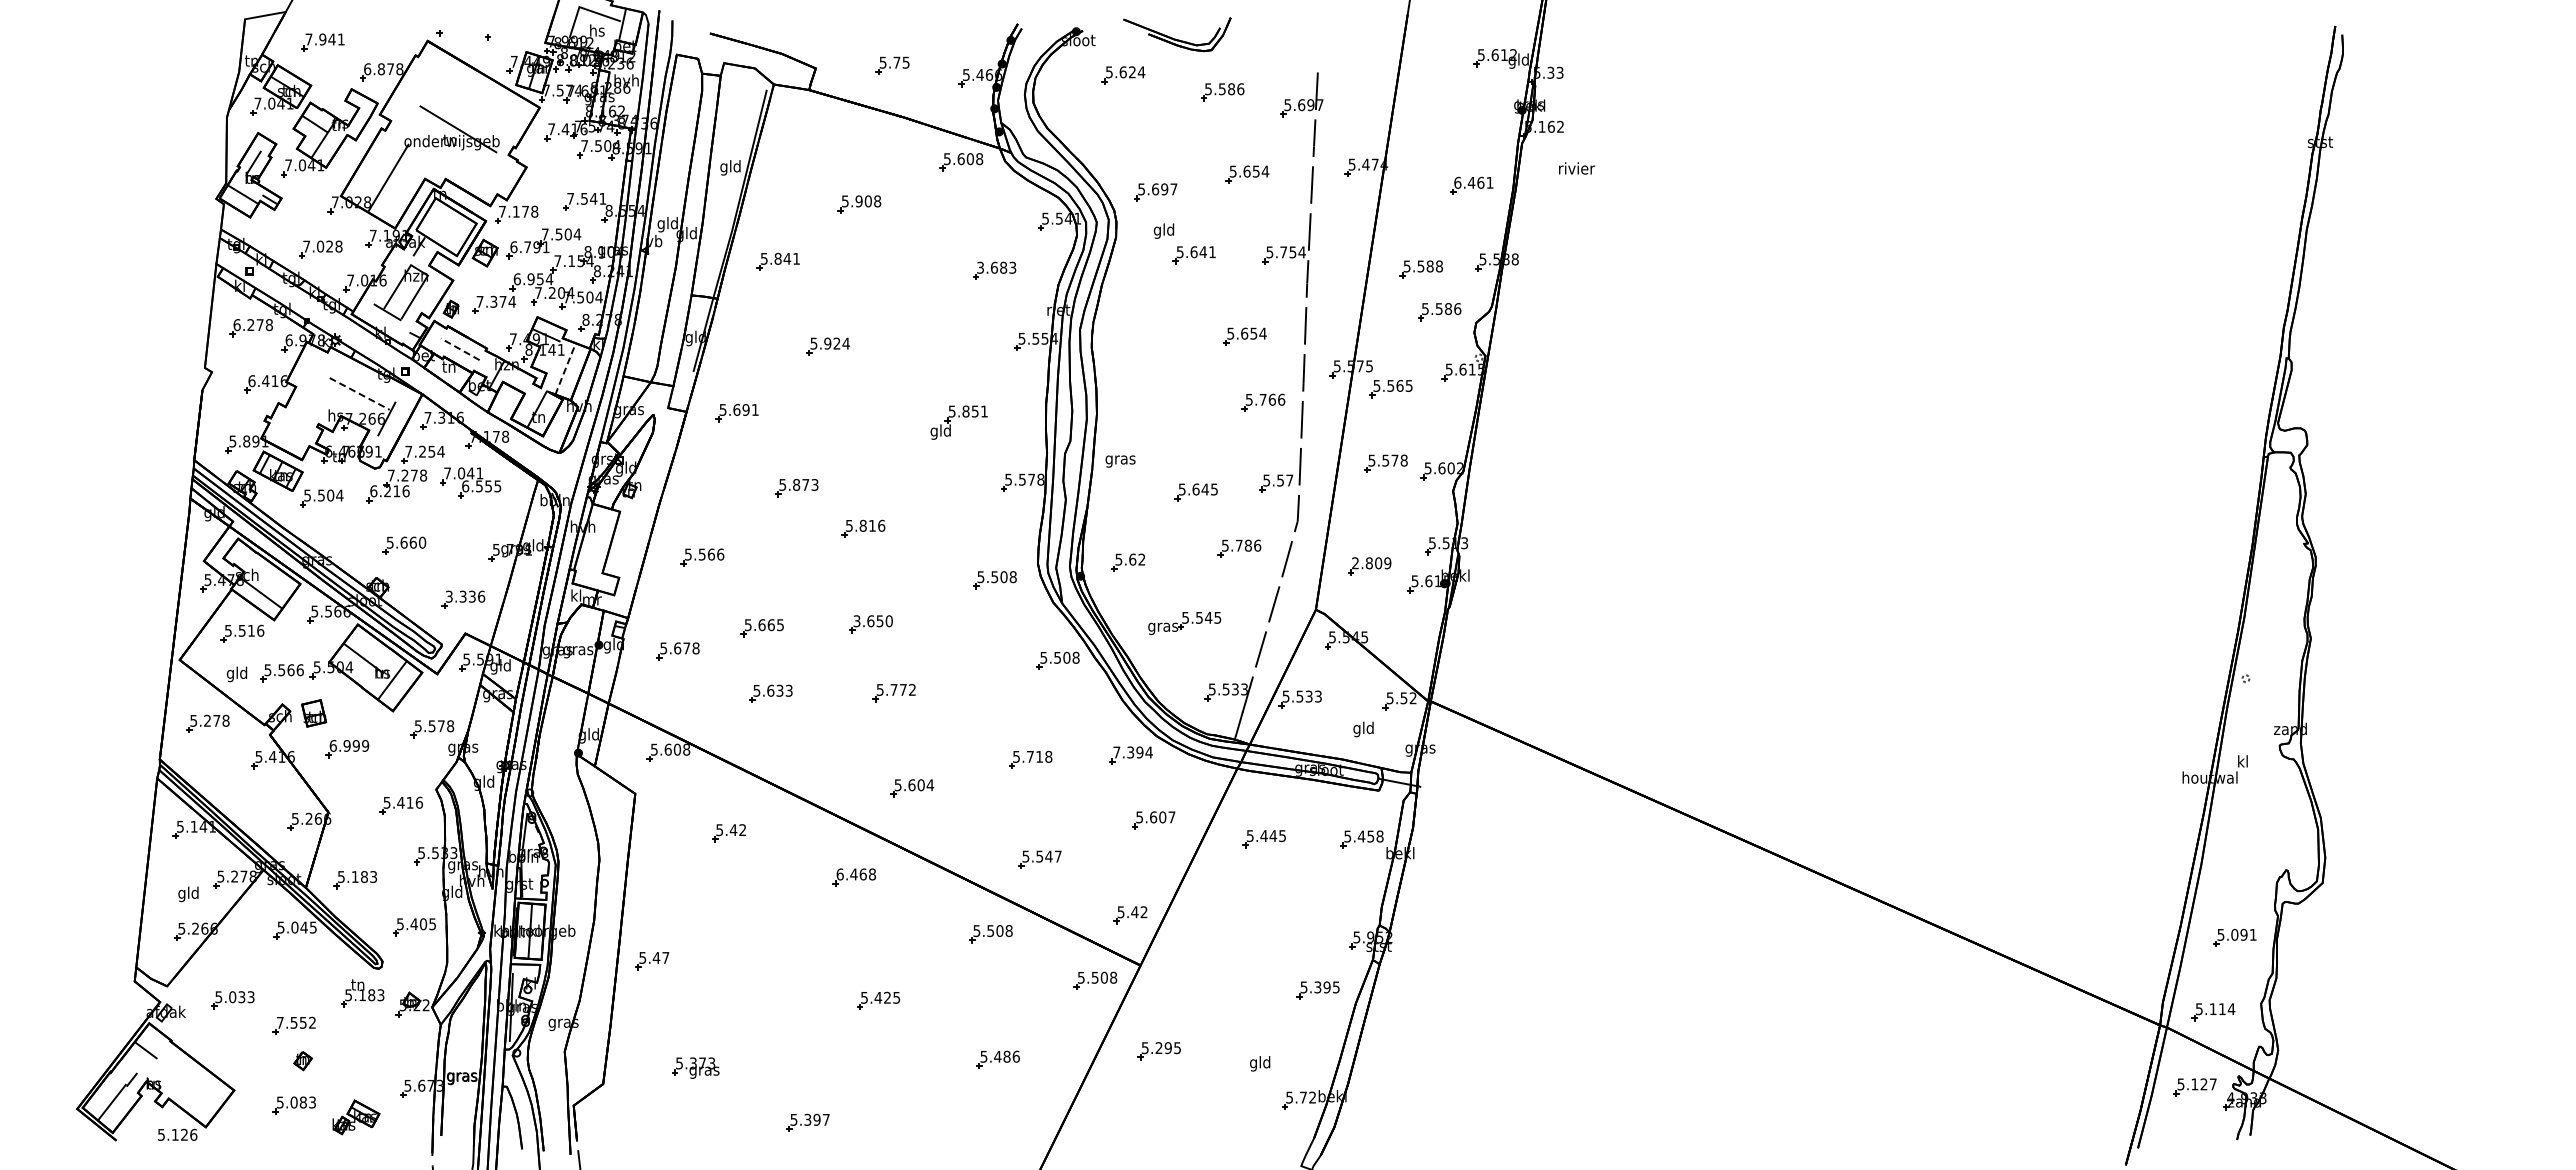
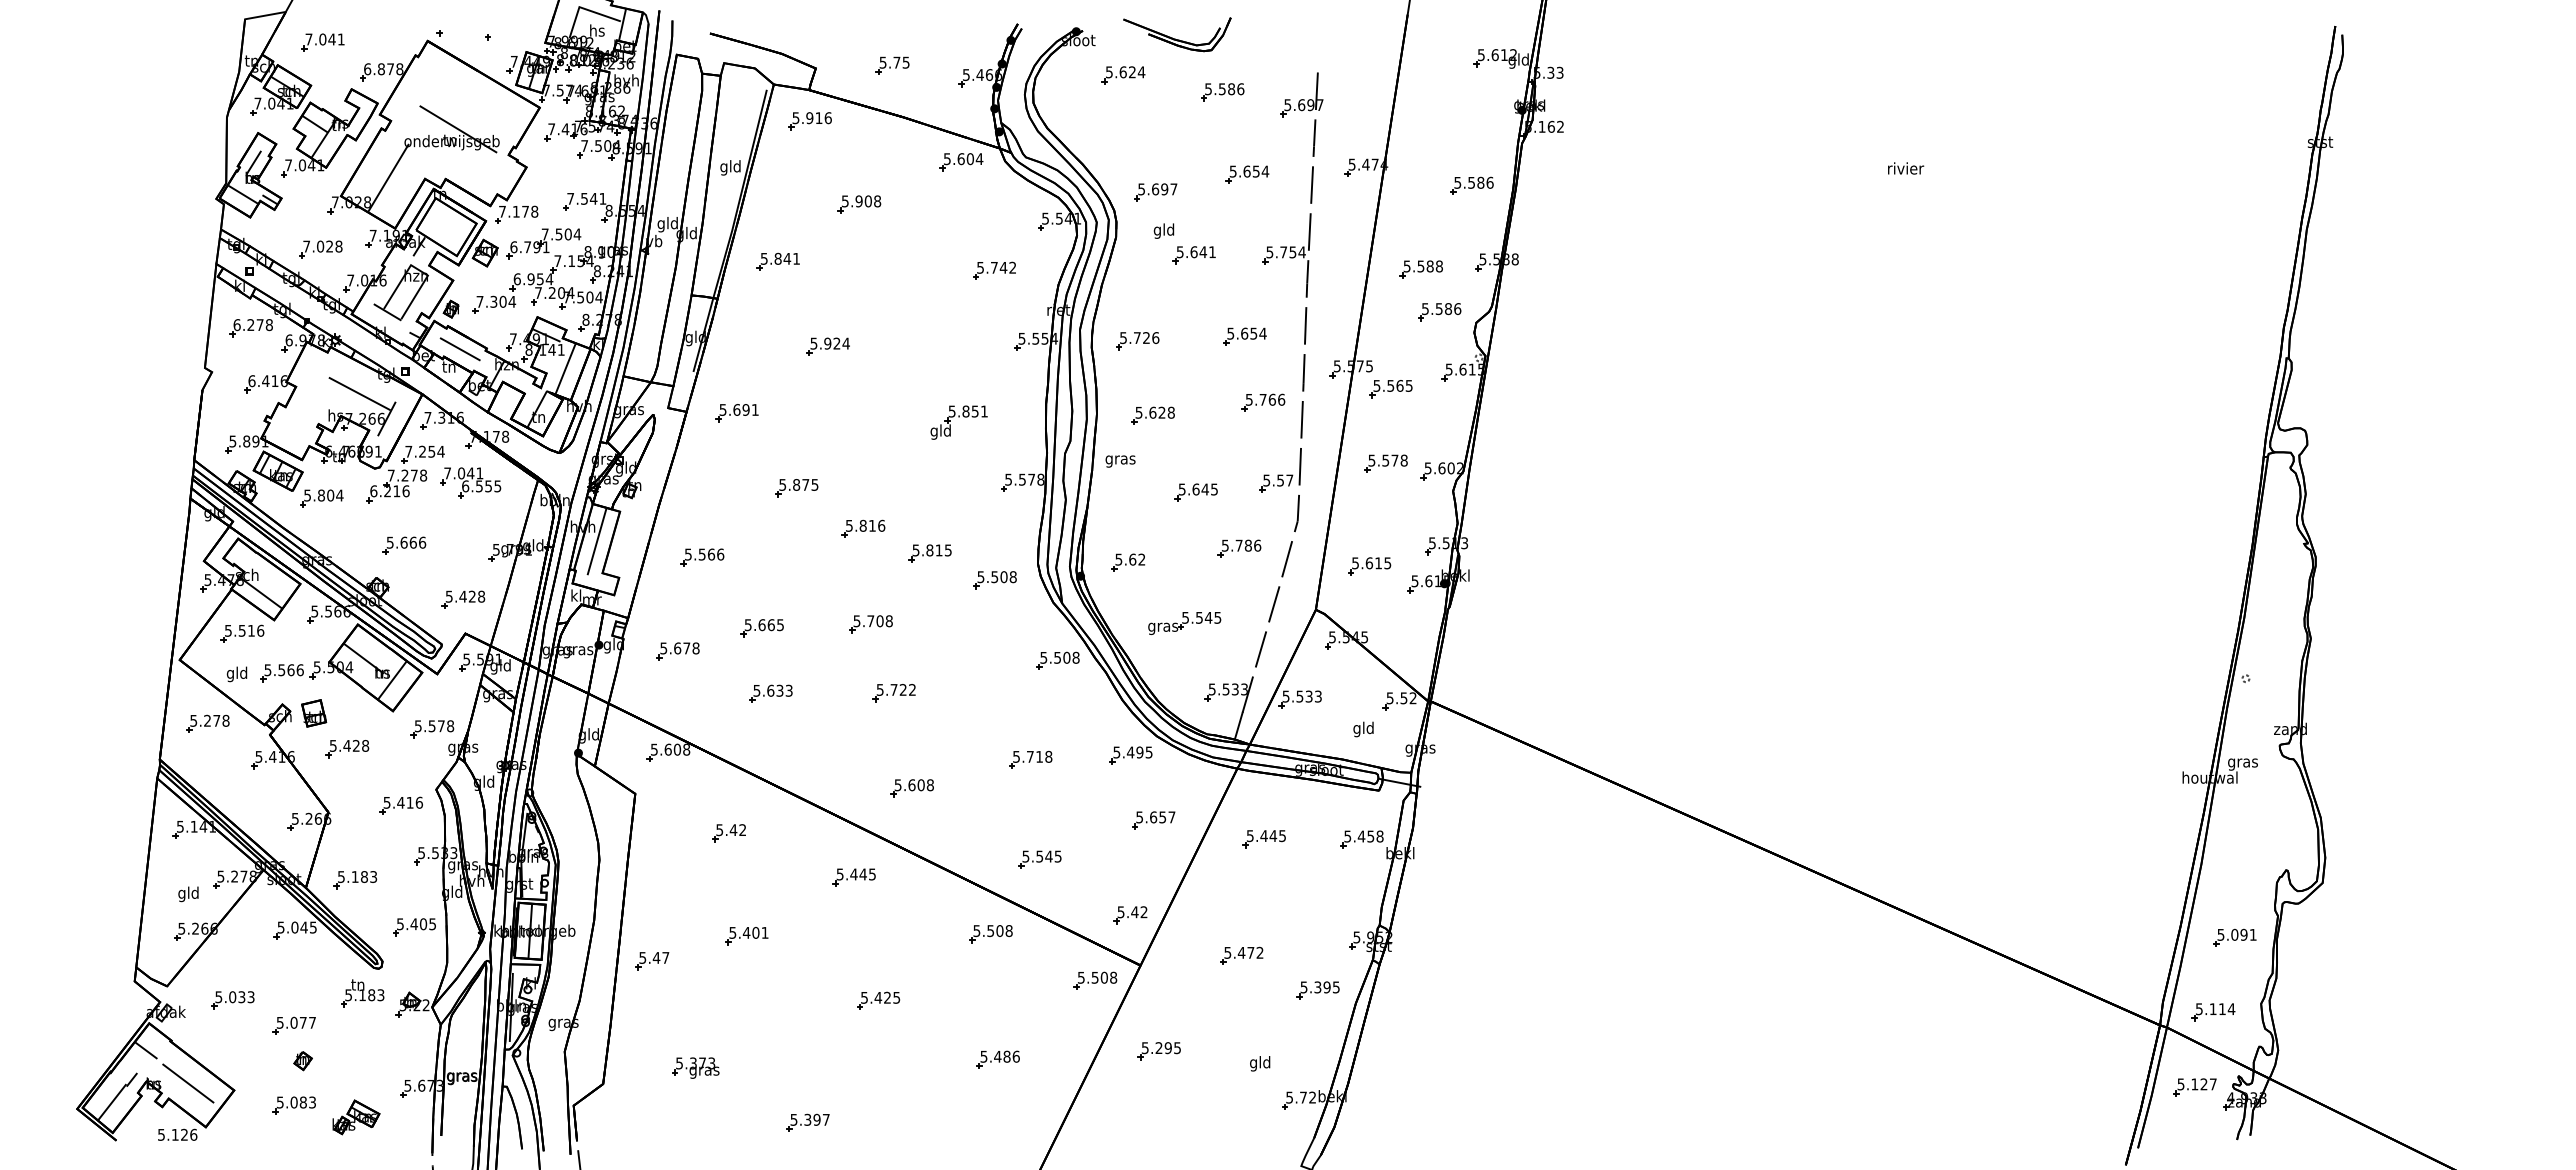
text: 7.941 -> 7.041 (322, 39)
part: none -> present (809, 121)
text: 5.608 -> 5.604 (979, 159)
text position: (1577, 168) -> (1906, 168) (1906, 168)
text: 6.461 -> 5.586 (1473, 182)
text: 3.683 -> 5.742 (996, 267)
text: 7.374 -> 7.304 (502, 301)
part: none -> present (1137, 341)
line: dashed -> solid (459, 349)
line: dashed -> solid (565, 369)
line: dashed -> solid (359, 393)
part: none -> present (1152, 415)
text: 5.873 -> 5.875 (815, 484)
text: 5.504 -> 5.804 (320, 495)
line: none -> present (596, 541)
text: 5.660 -> 5.666 (422, 542)
part: none -> present (929, 553)
text: 2.809 -> 5.615 (1371, 563)
text: 3.336 -> 5.428 (465, 596)
text: 3.650 -> 5.708 (872, 621)
text: 5.772 -> 5.722 (902, 689)
text: 6.999 -> 5.428 (349, 745)
text: 7.394 -> 5.495 (1132, 752)
text: kl -> gras (2242, 762)
text: 5.604 -> 5.608 (930, 785)
text: 5.607 -> 5.657 (1162, 817)
text: 5.547 -> 5.545 (1057, 856)
text: 6.468 -> 5.445 (855, 874)
part: none -> present (746, 936)
part: none -> present (1241, 955)
text: 7.552 -> 5.077 (295, 1022)
line: none -> present (188, 1083)
